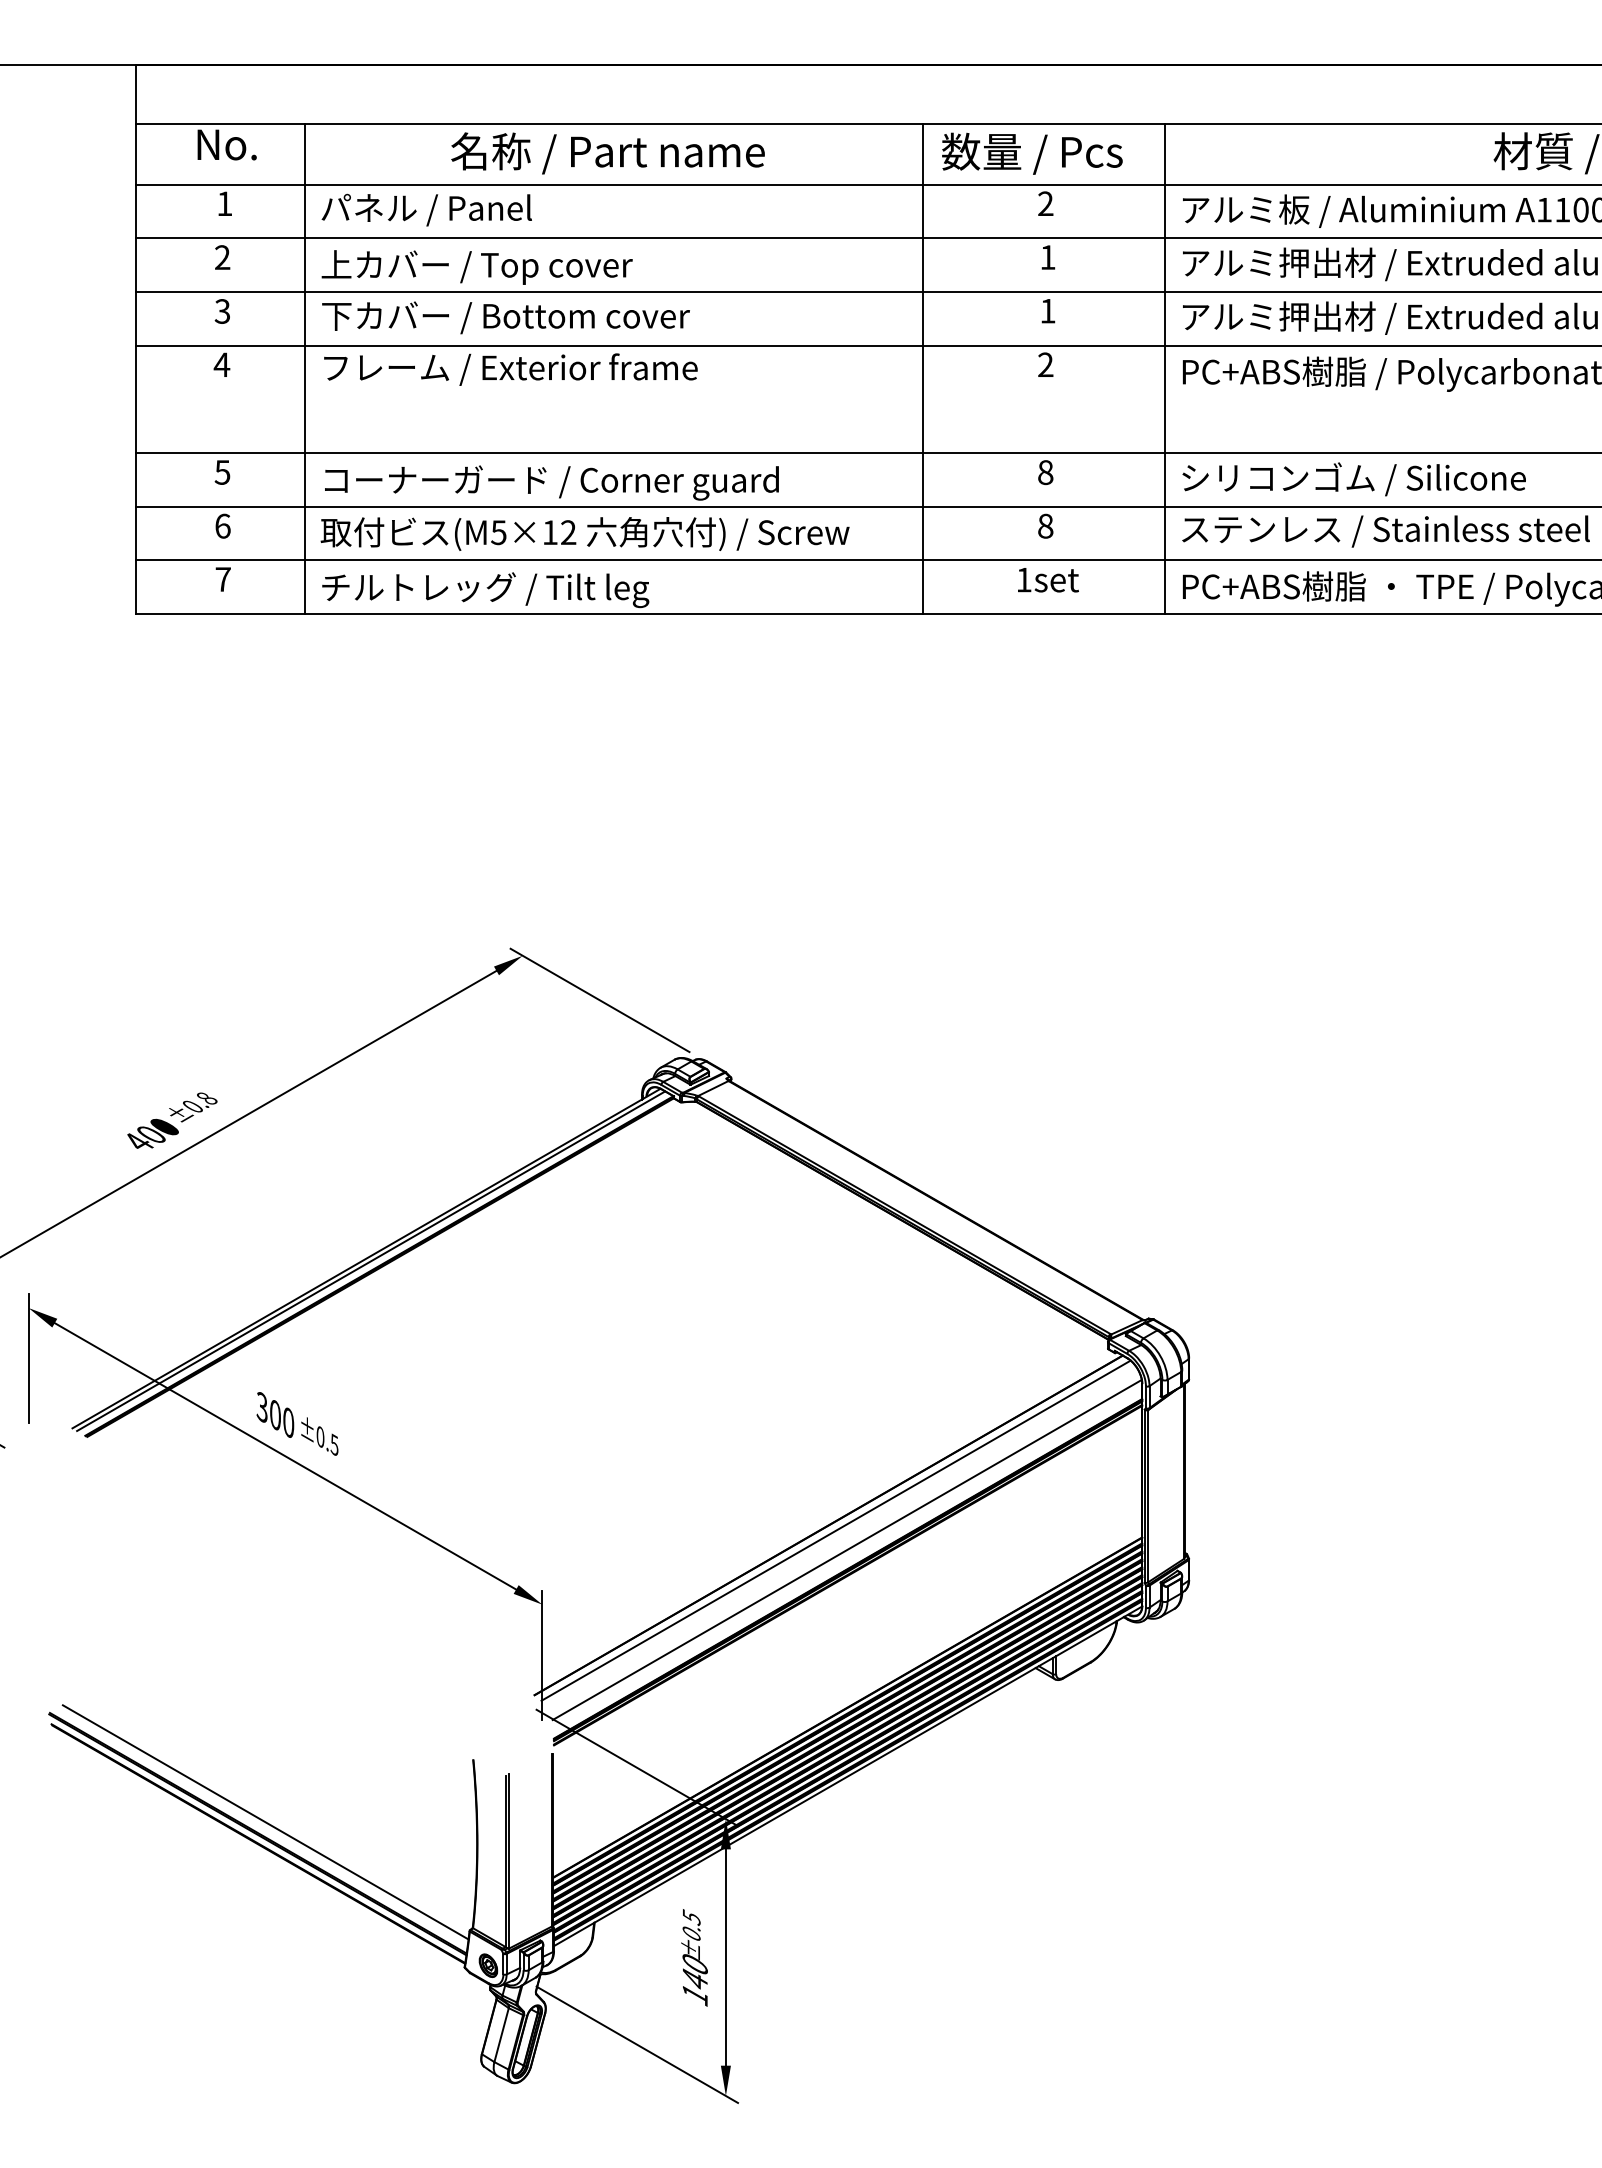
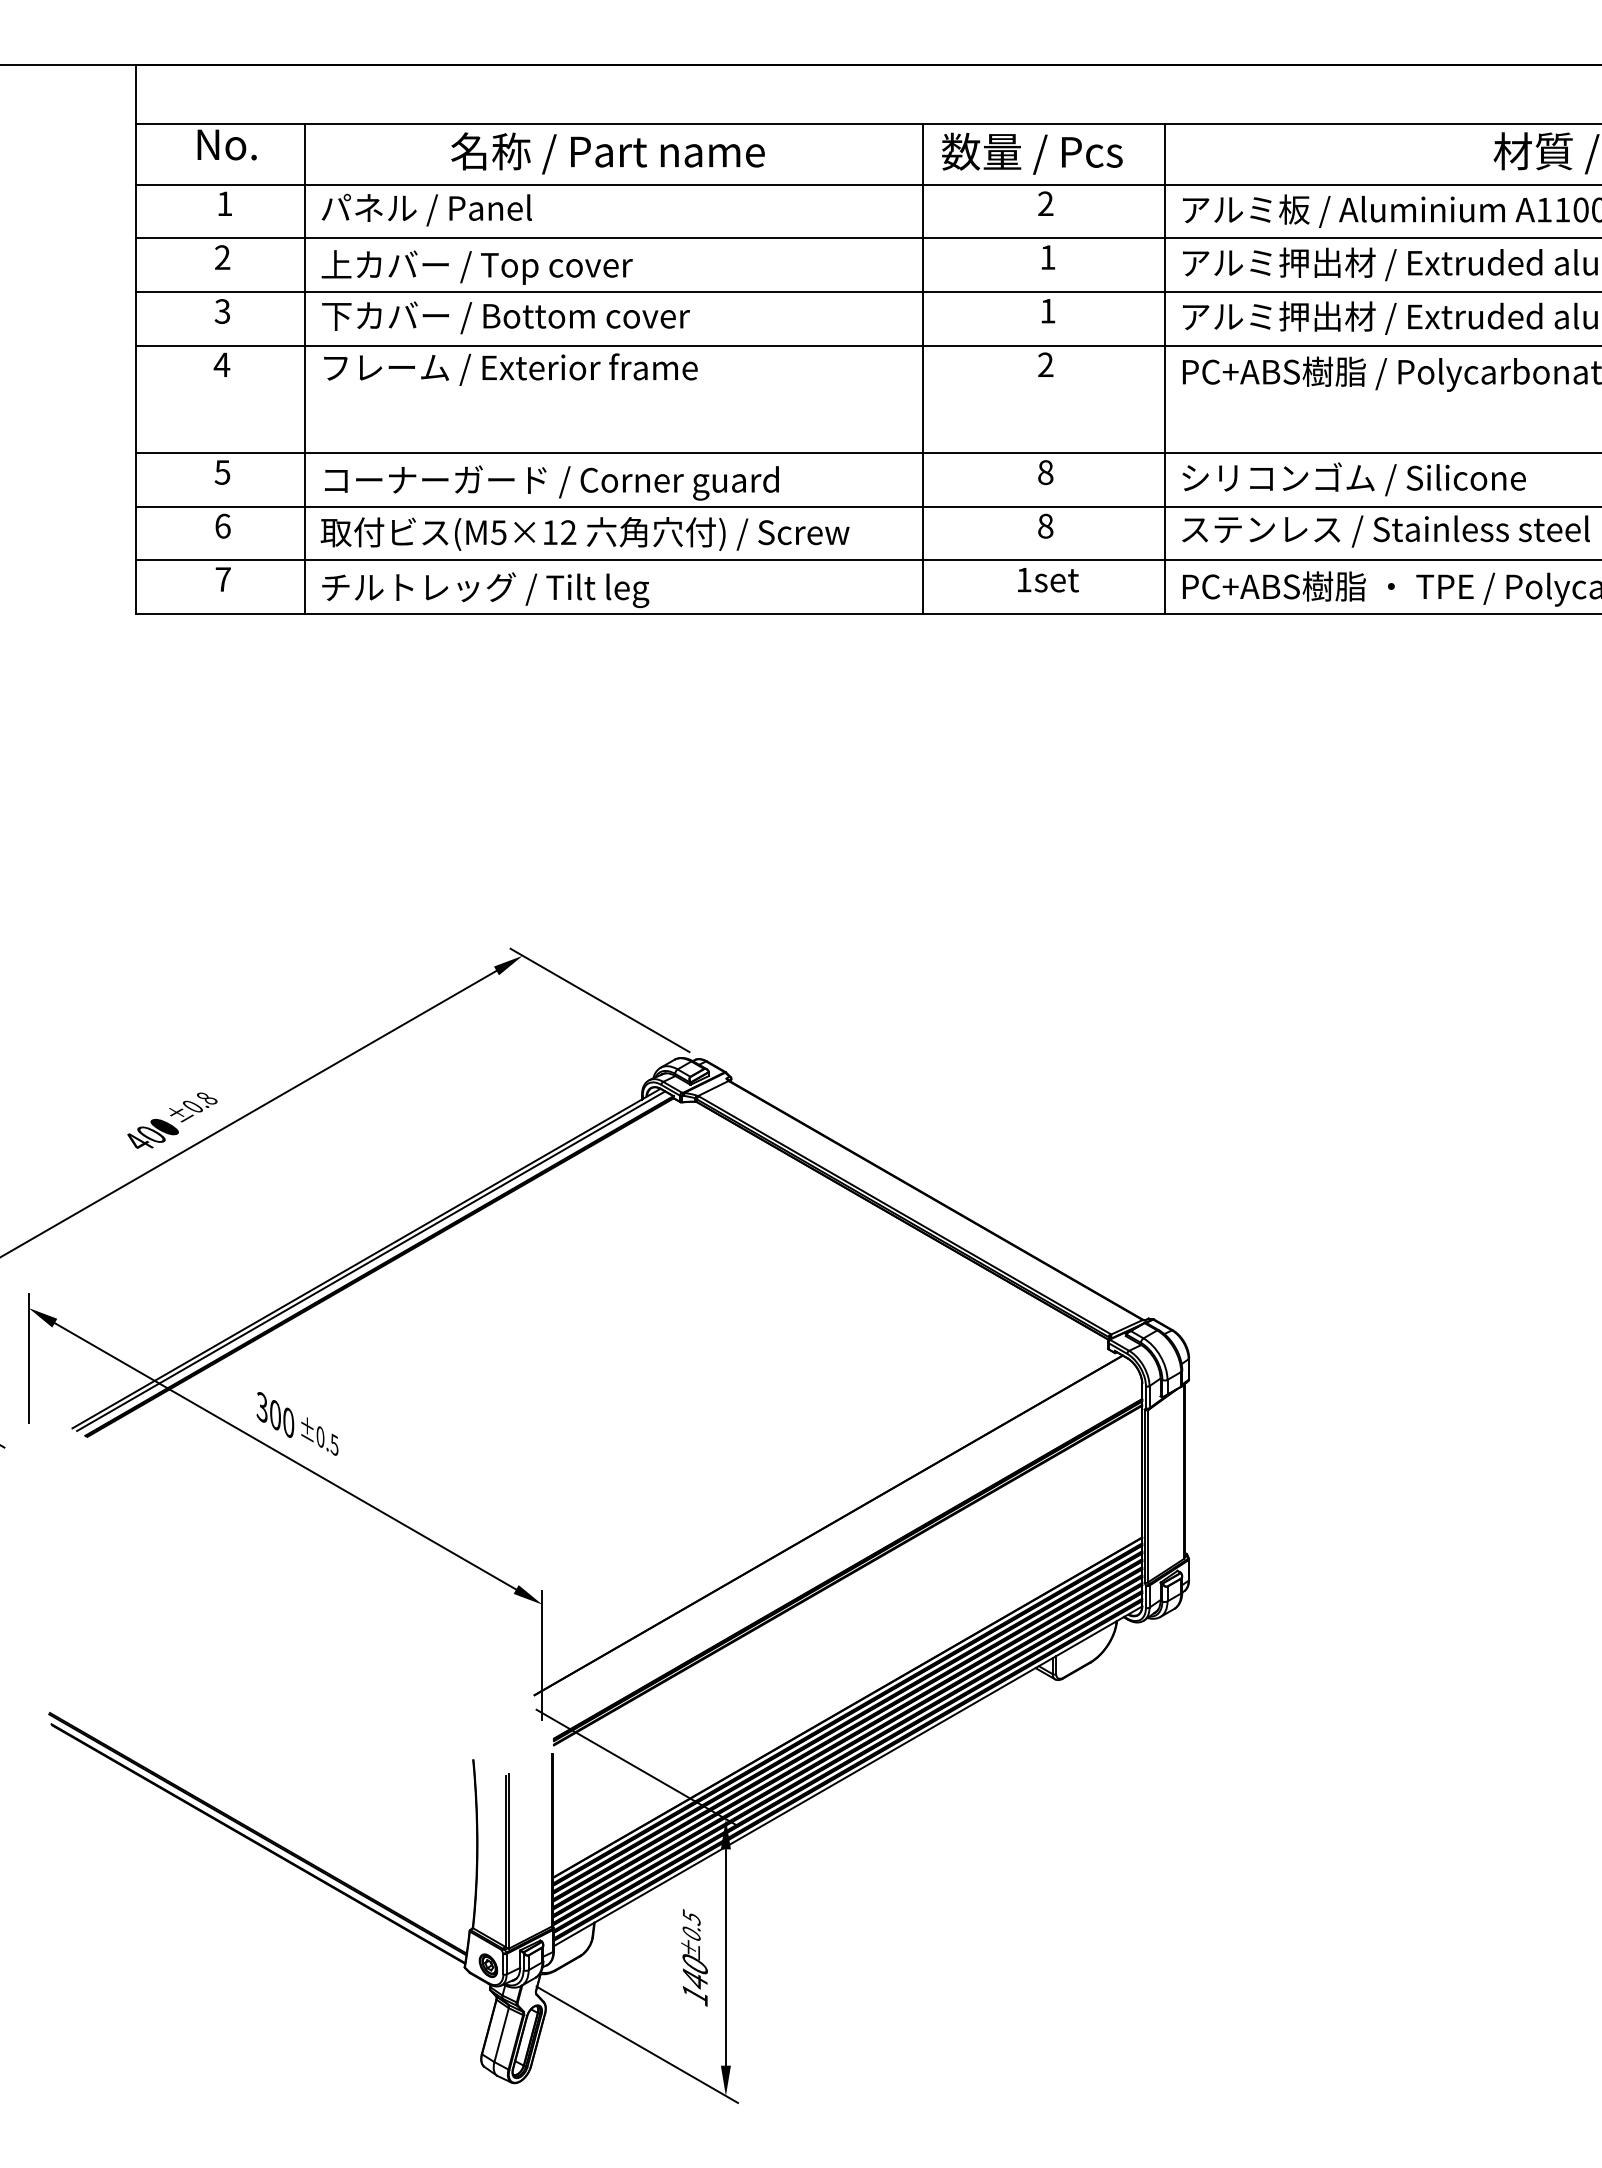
line: present -> none (835, 1530)
line: present -> none (846, 1549)
line: present -> none (265, 1822)
